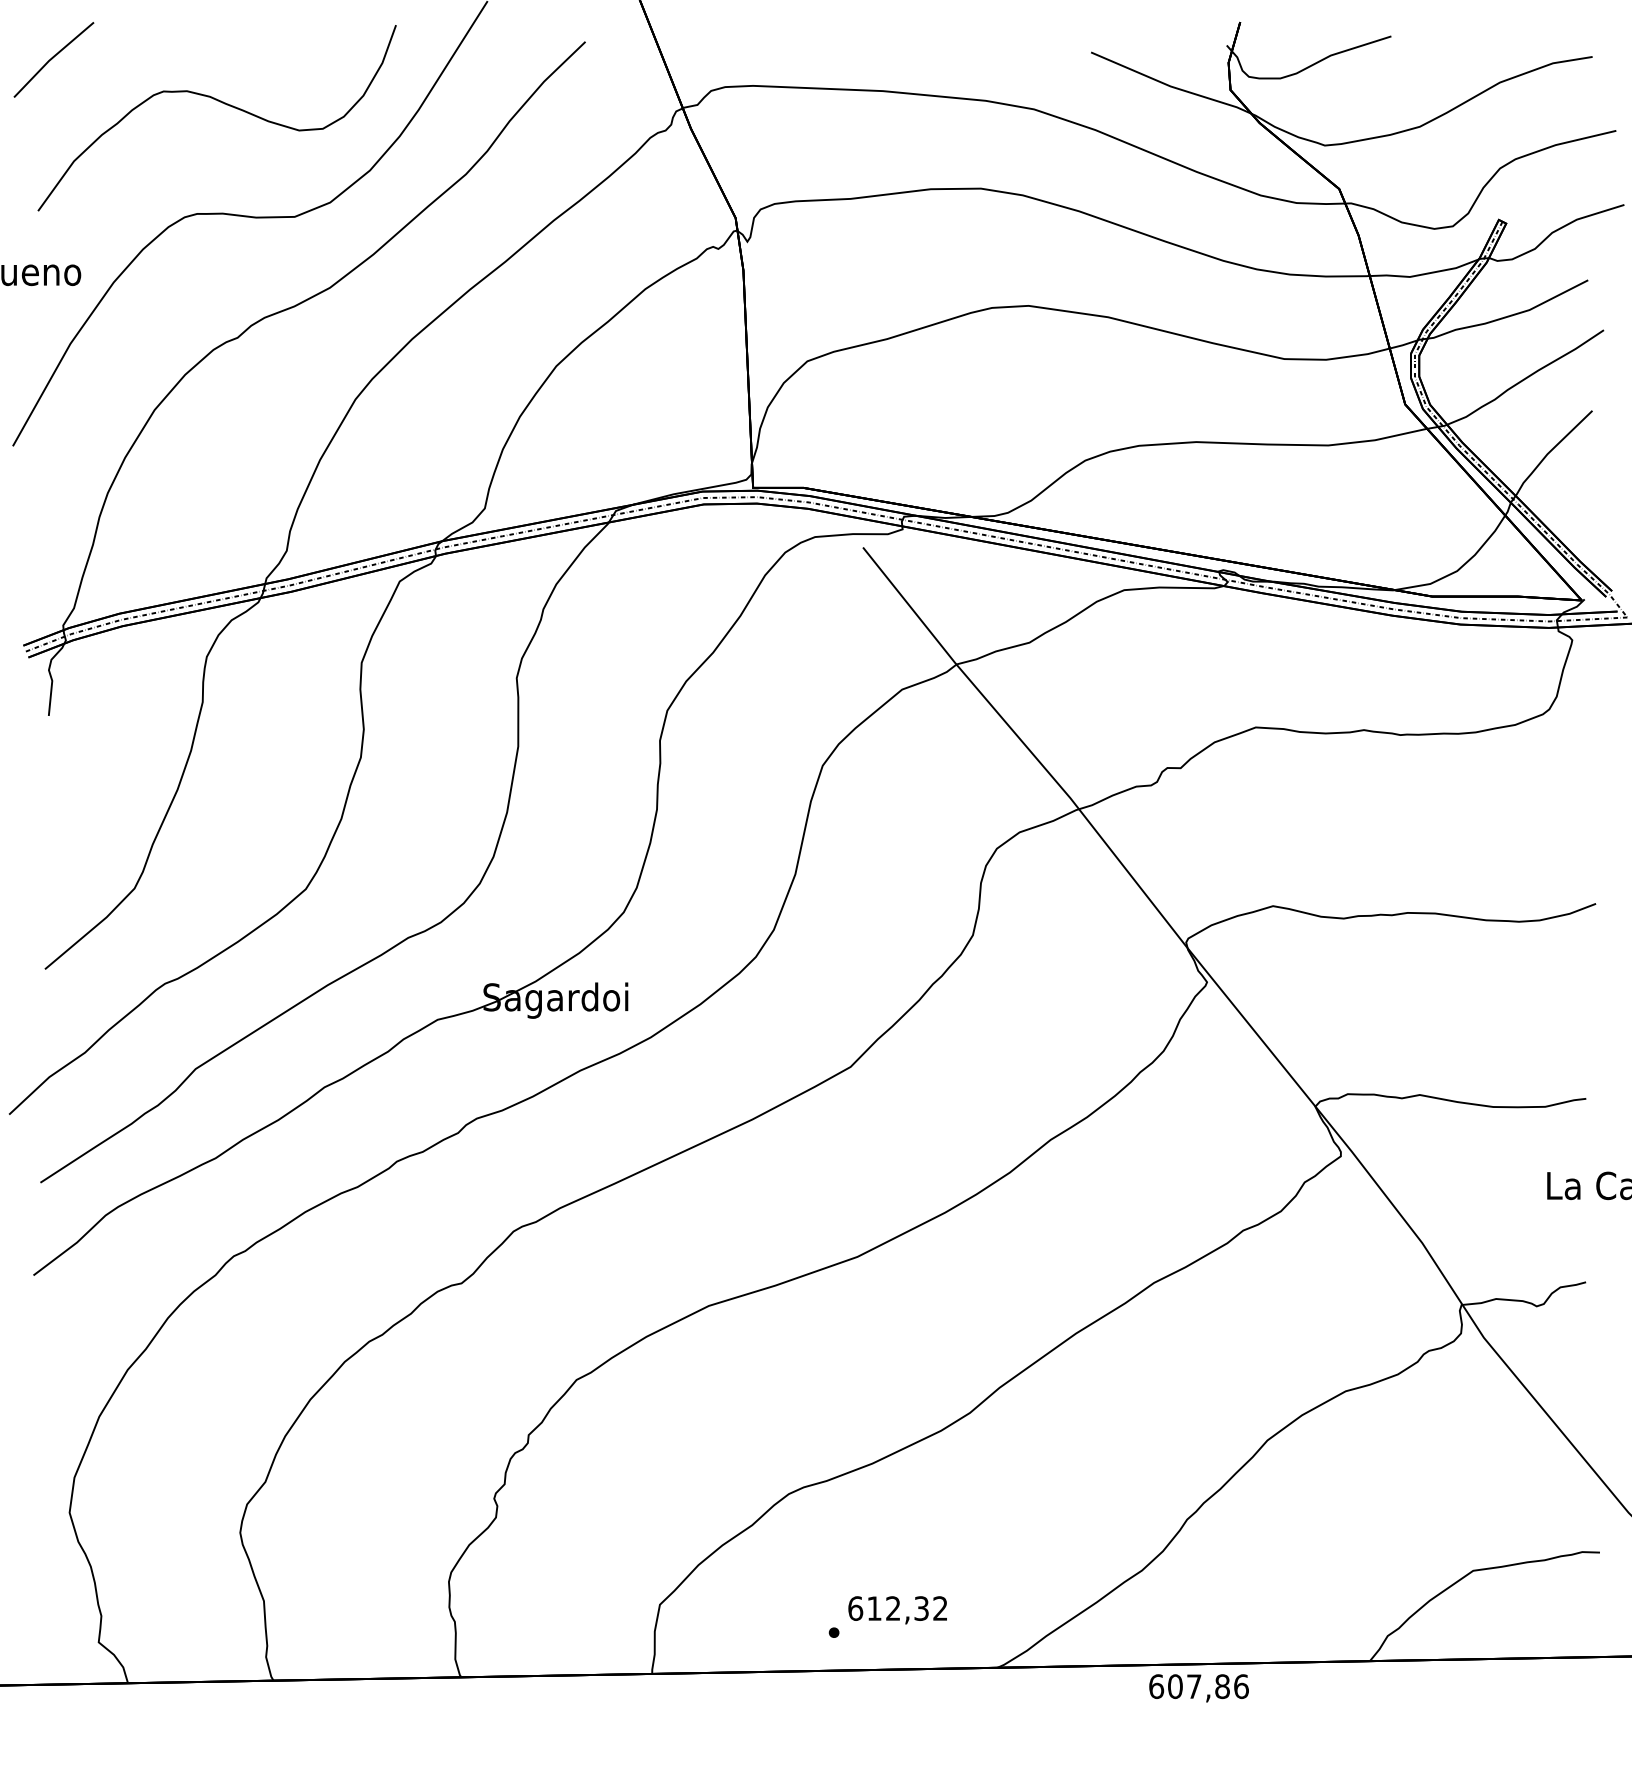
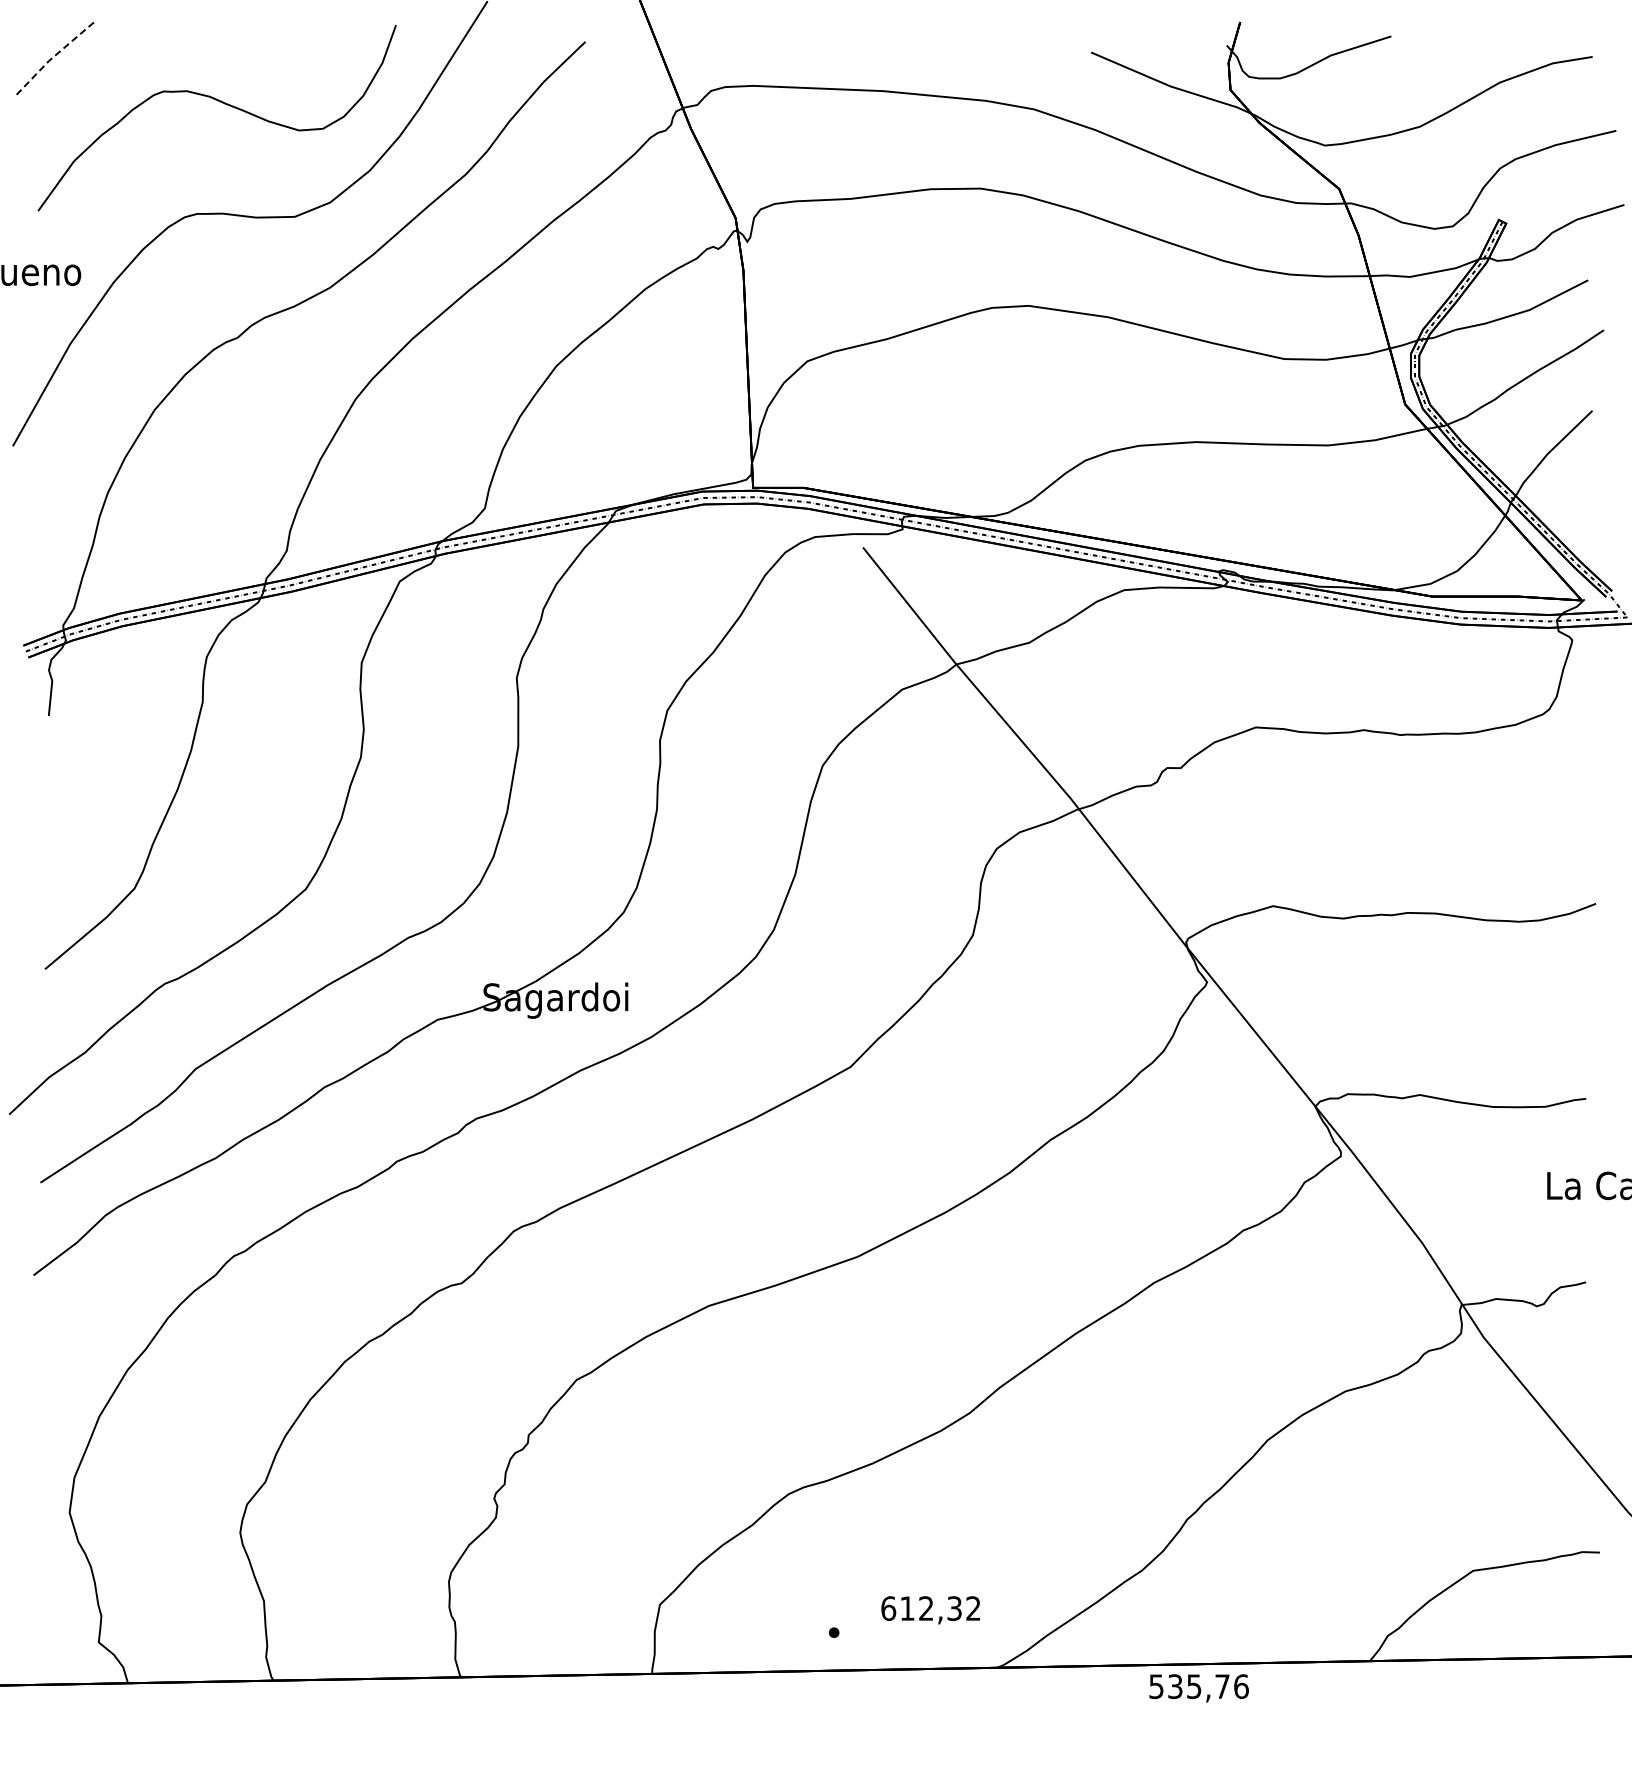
line: solid -> dashed (52, 58)
text position: (897, 1610) -> (930, 1610) (930, 1610)
text: 607,86 -> 535,76 (1189, 1686)
